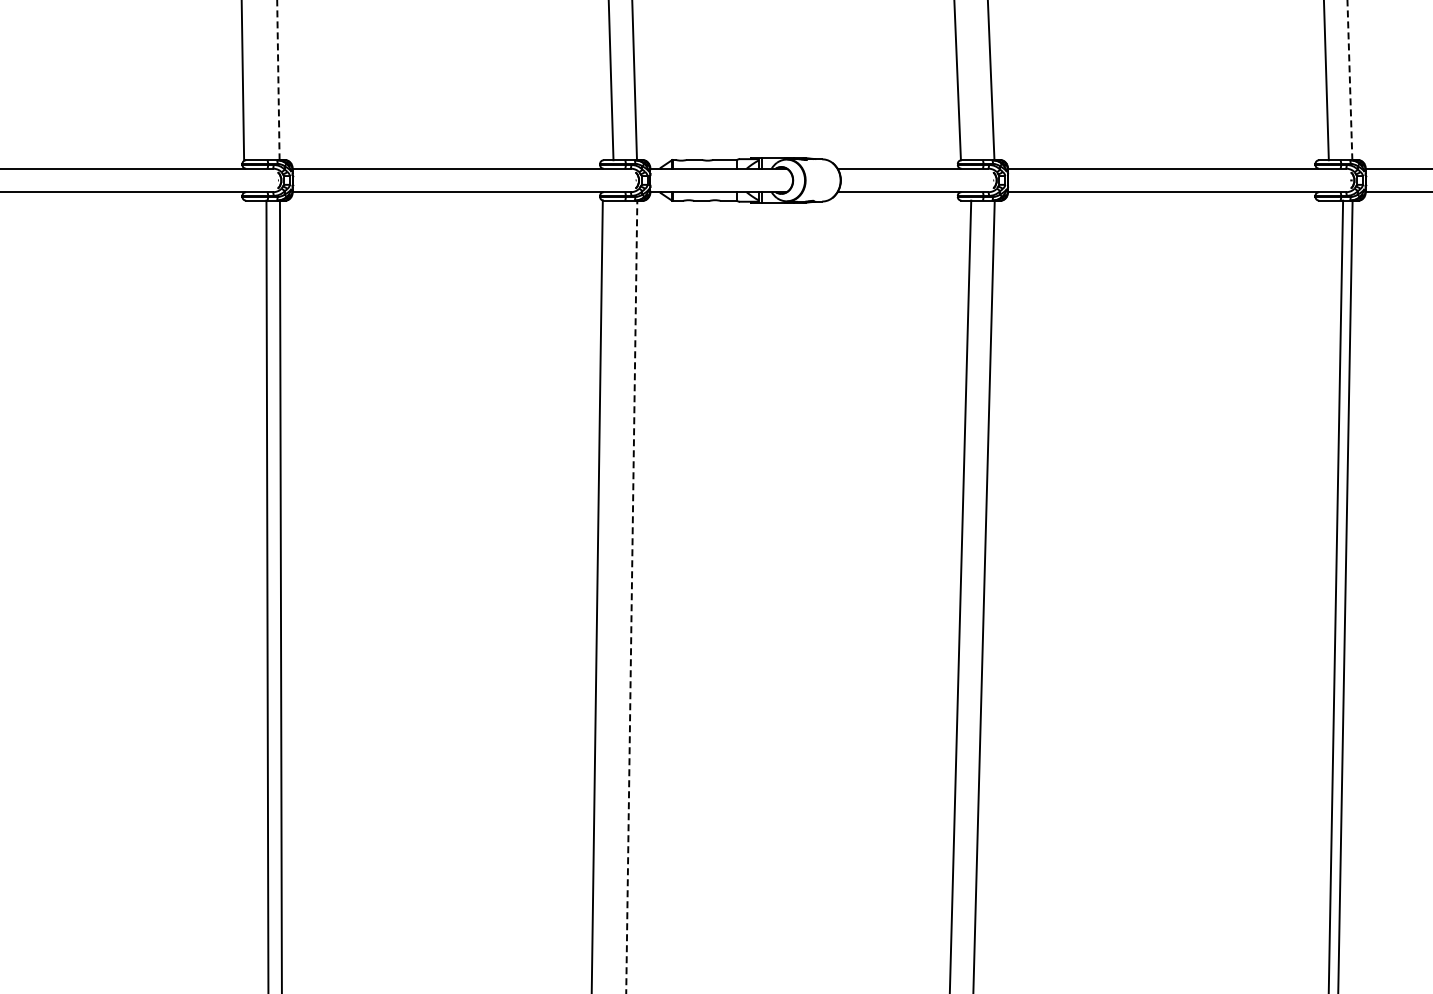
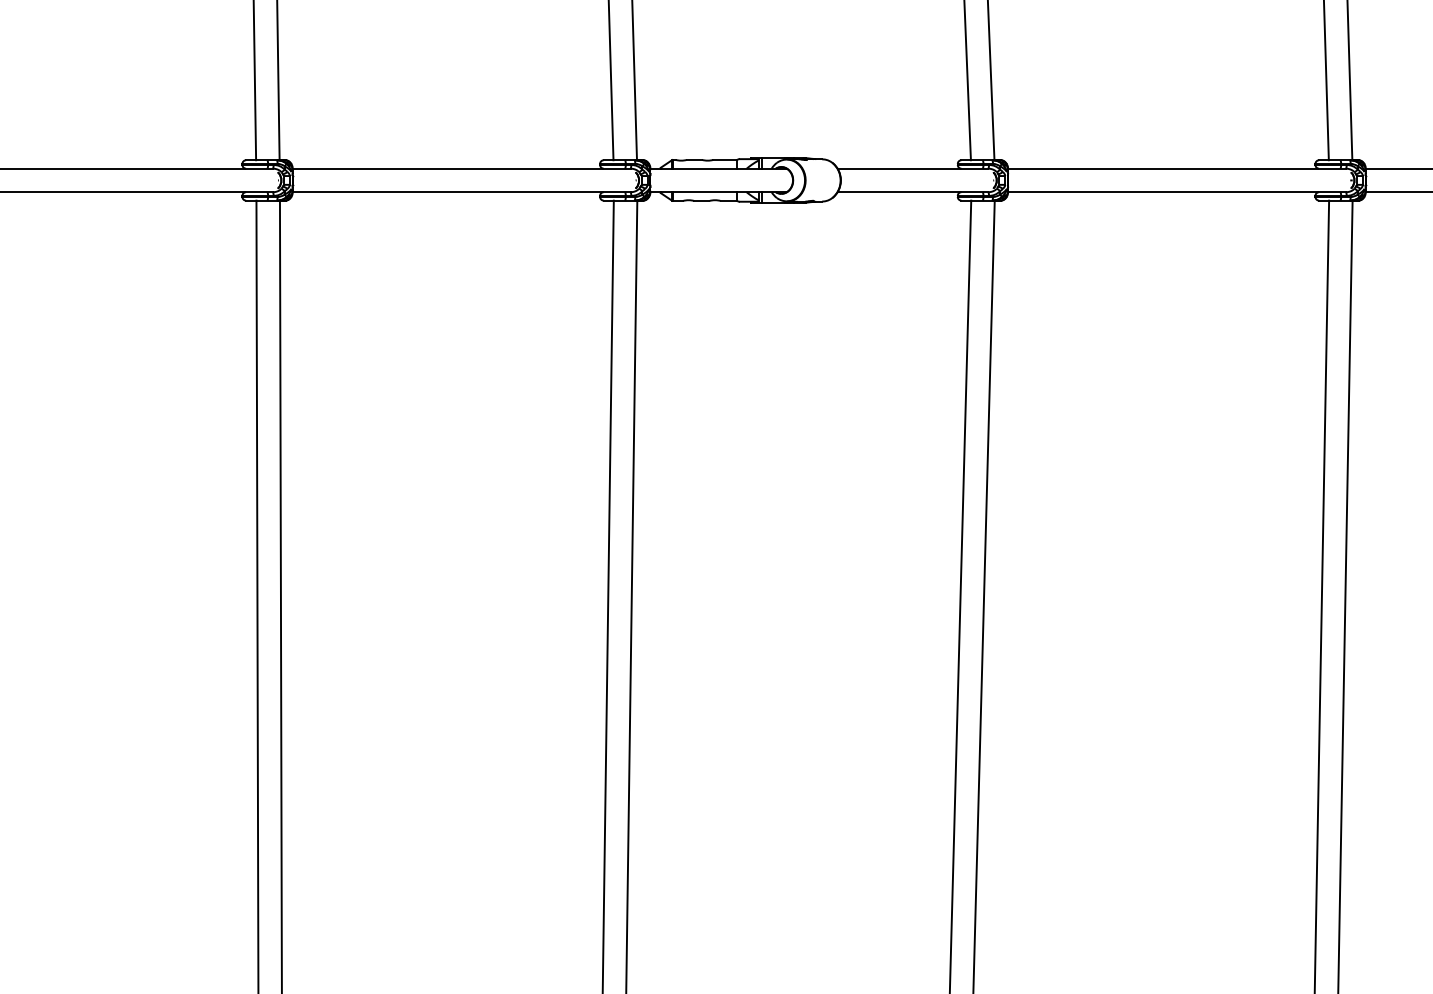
line: dashed -> solid (278, 80)
line: dashed -> solid (1349, 80)
line position: (242, 81) -> (254, 81) (254, 81)
line position: (957, 81) -> (967, 81) (967, 81)
line position: (267, 595) -> (257, 595) (257, 595)
line position: (596, 595) -> (607, 595) (607, 595)
line position: (1335, 595) -> (1321, 595) (1321, 595)
line: dashed -> solid (631, 596)
